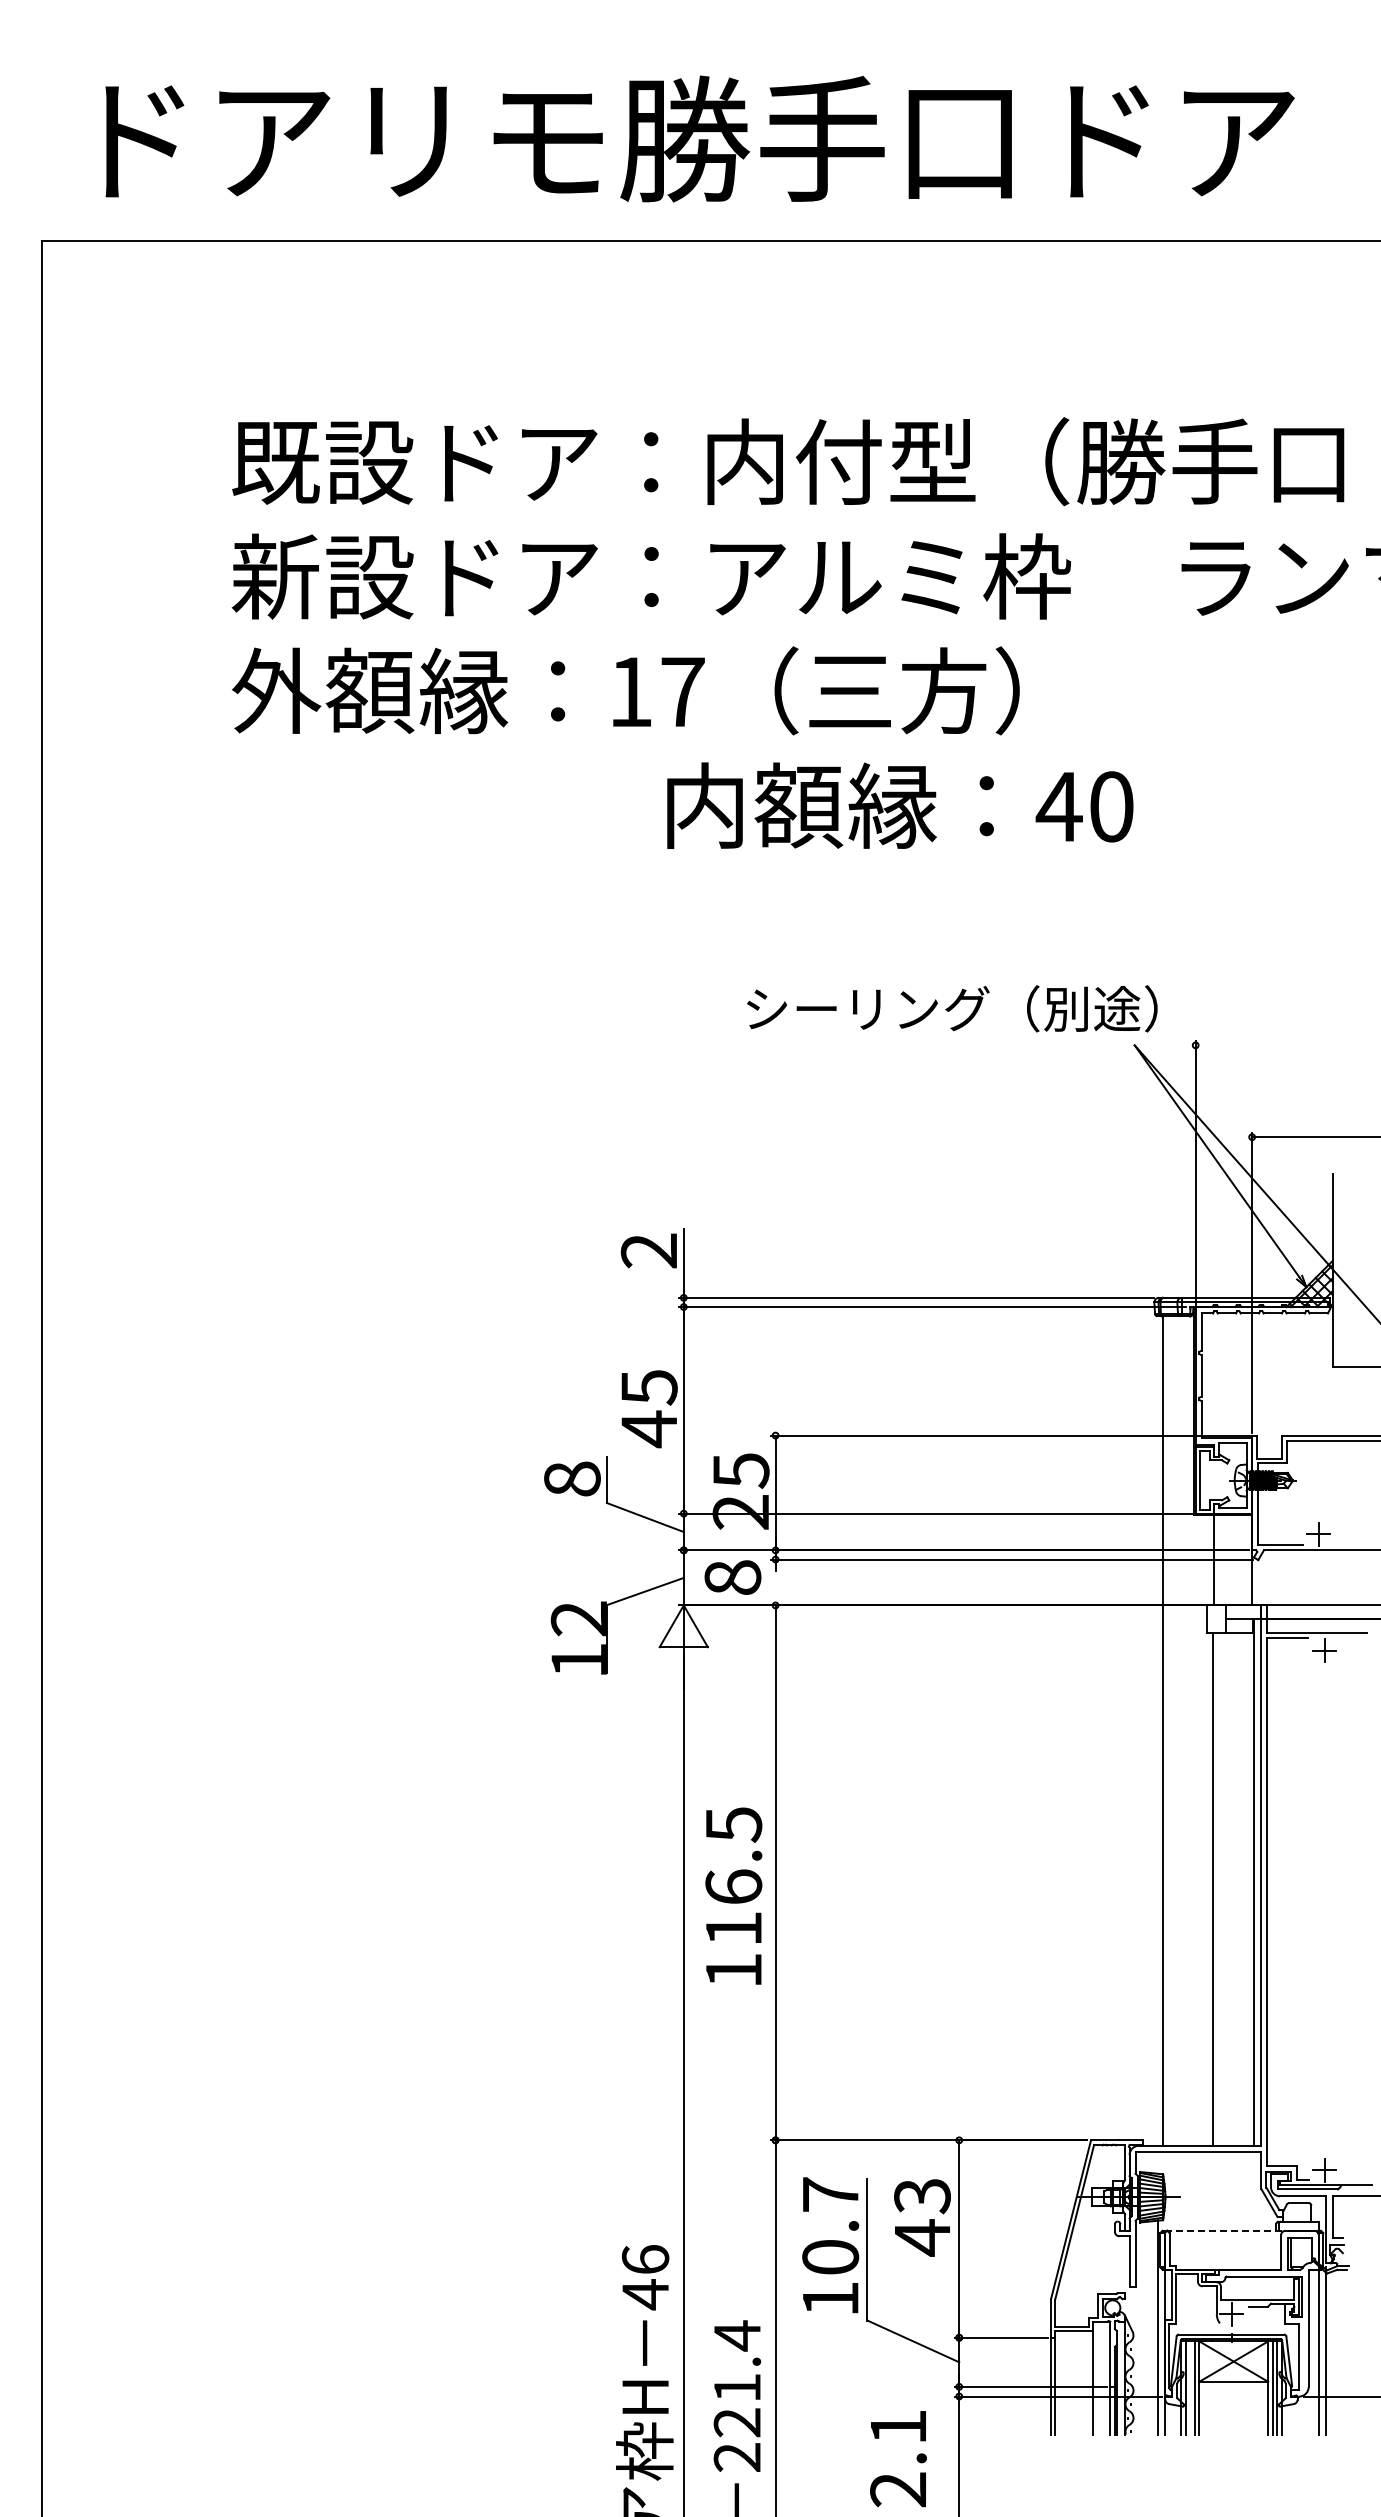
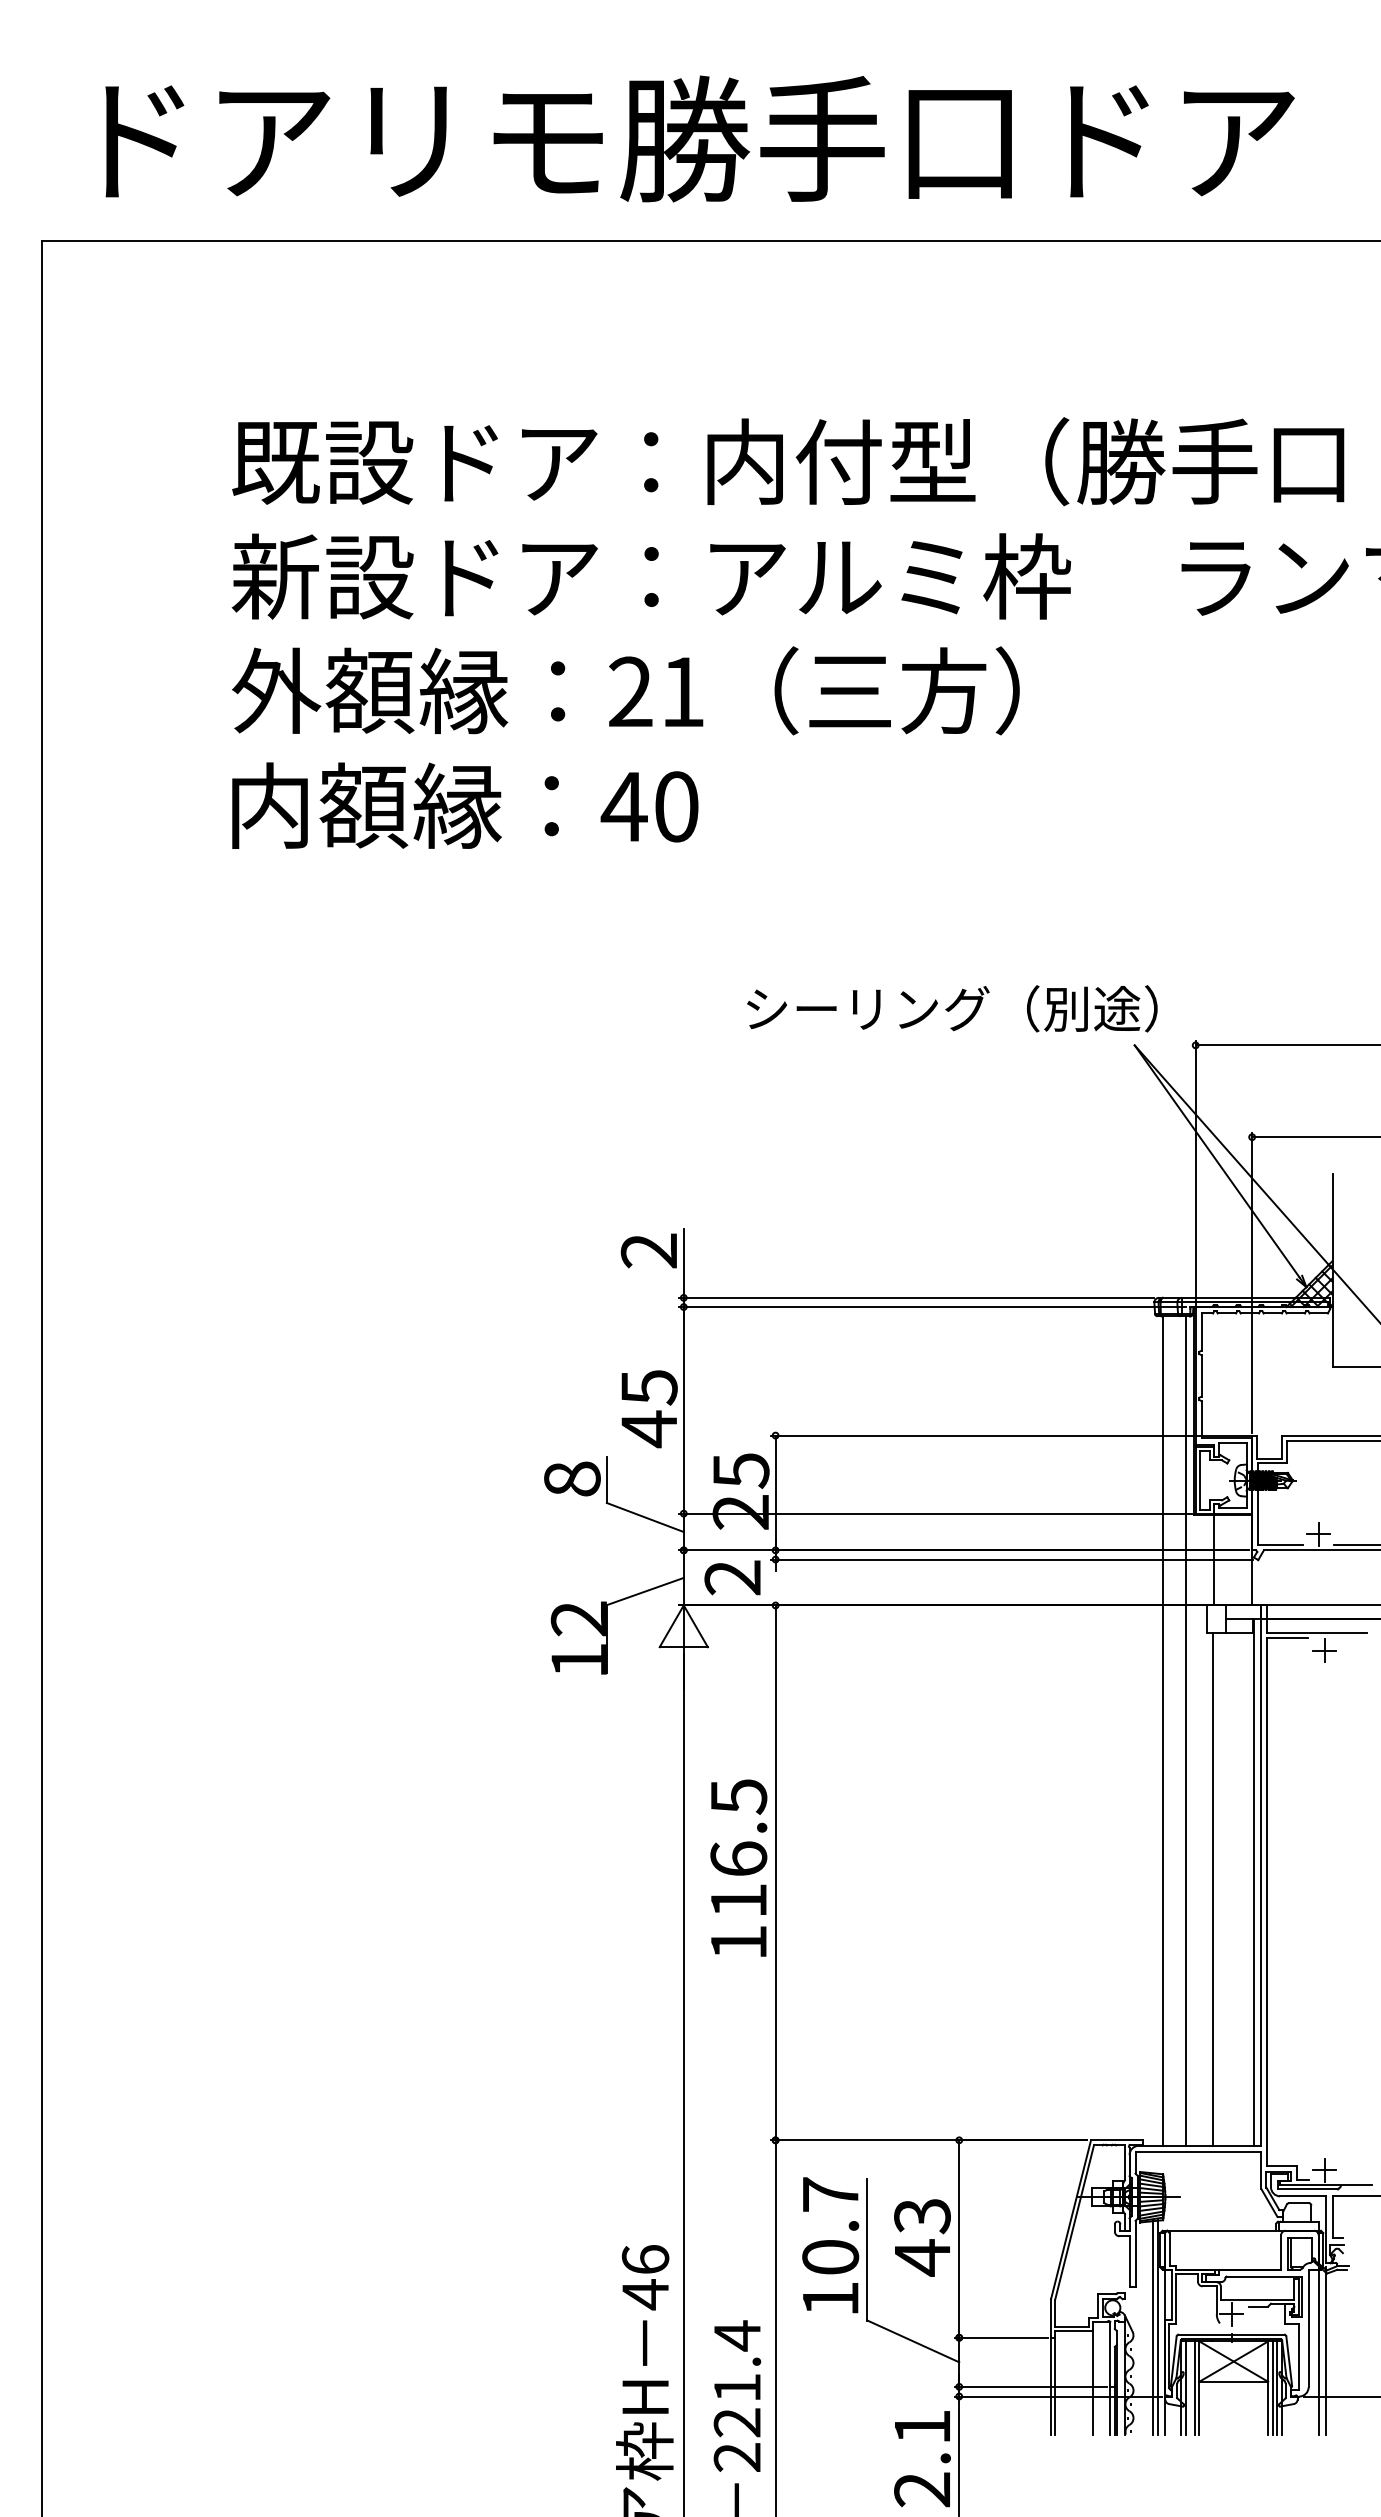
text: 17 -> 21 (656, 691)
text position: (900, 805) -> (465, 805) (465, 805)
line: none -> present (1286, 1045)
line: none -> present (1355, 1545)
text: 8 -> 2 (732, 1577)
line: none -> present (1185, 1730)
text position: (733, 1895) -> (738, 1867) (738, 1867)
text position: (922, 2217) -> (922, 2237) (922, 2237)
line: dashed -> solid (1228, 2230)
line: none -> present (1152, 2327)
text position: (898, 2459) -> (922, 2459) (922, 2459)
